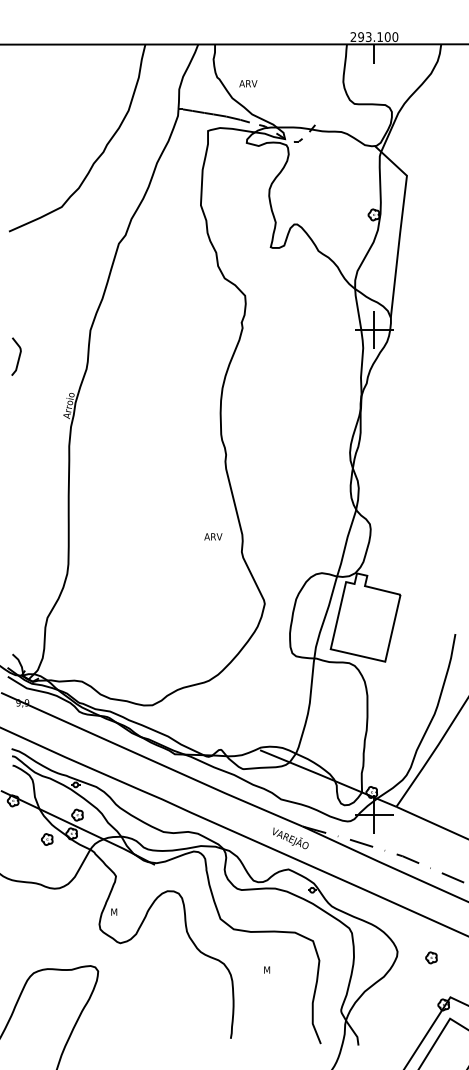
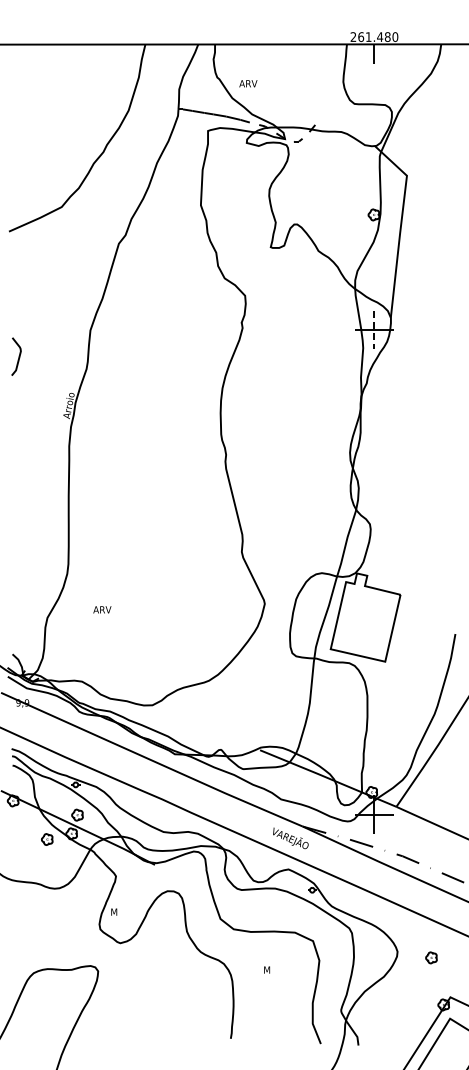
text: 293.100 -> 261.480 (374, 36)
line: solid -> dashed (374, 330)
text position: (213, 536) -> (102, 609) (102, 609)
